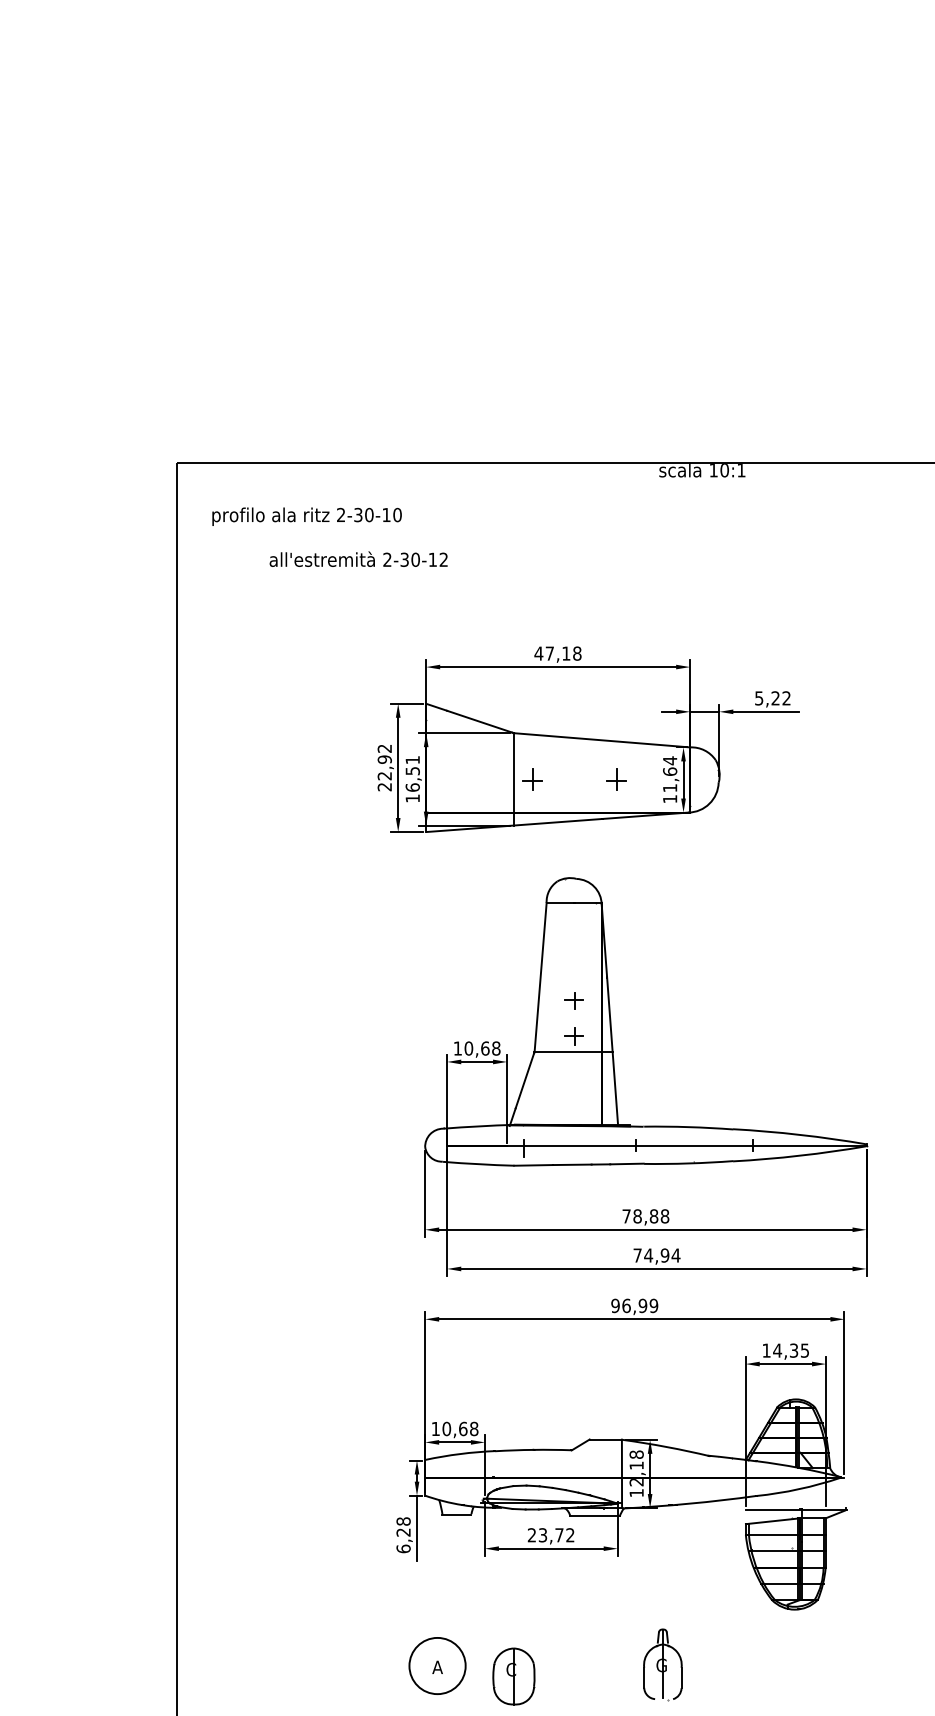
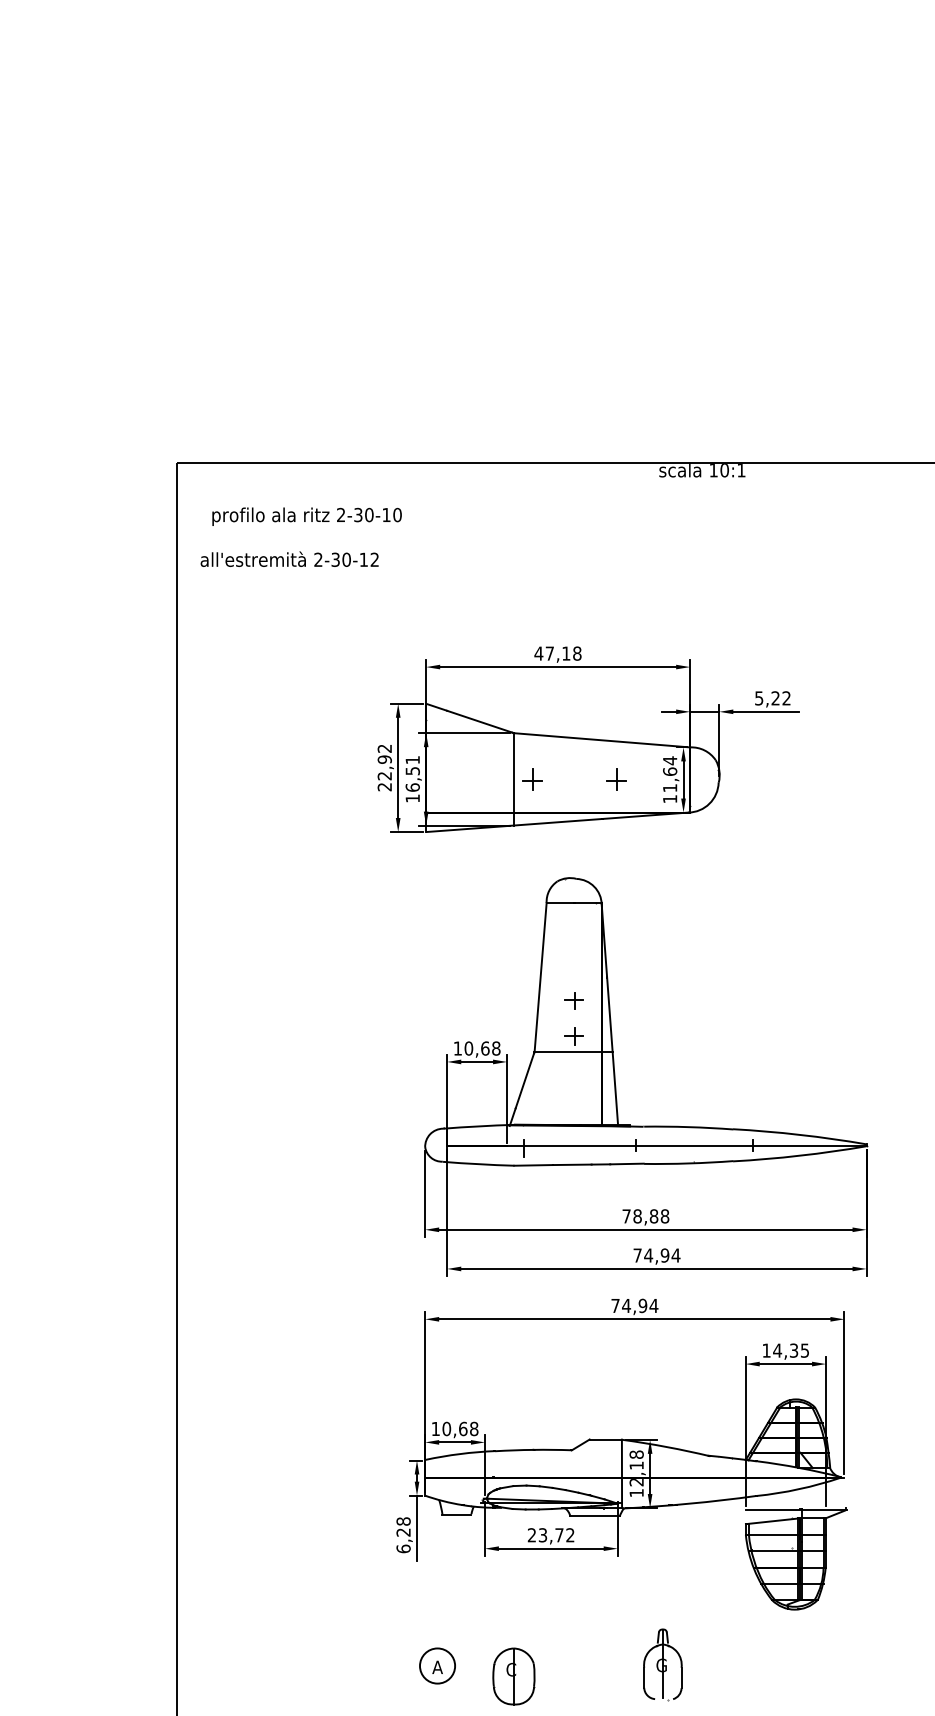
text position: (358, 558) -> (289, 558) (289, 558)
text: 96,99 -> 74,94 (634, 1305)
circle diameter: 56 px -> 35 px (437, 1665)
